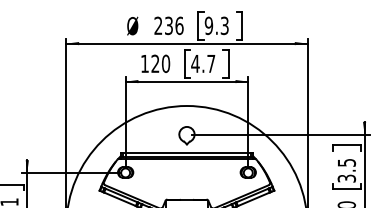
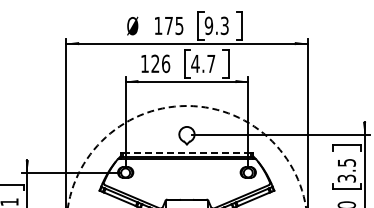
text: 236 -> 175 (168, 25)
text: 120 -> 126 (166, 63)
line: solid -> dashed (186, 152)
circle: solid -> dashed (186, 156)
